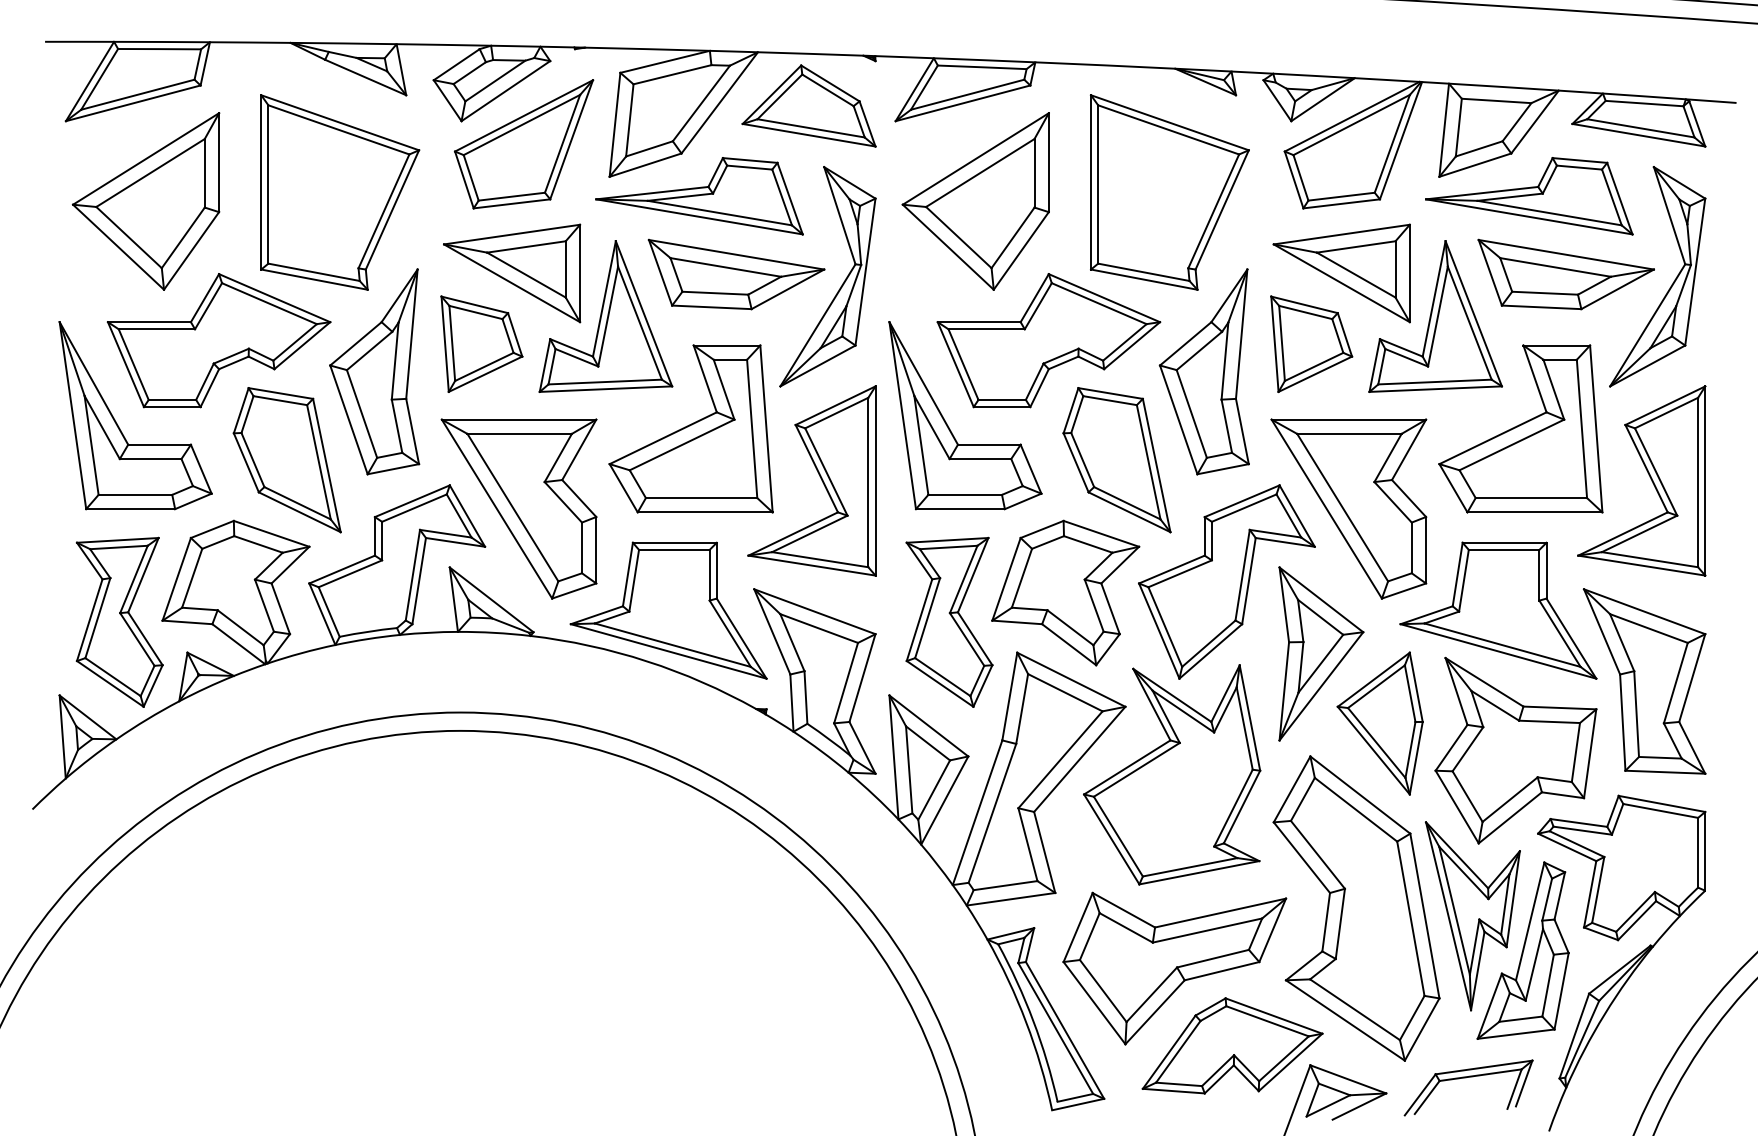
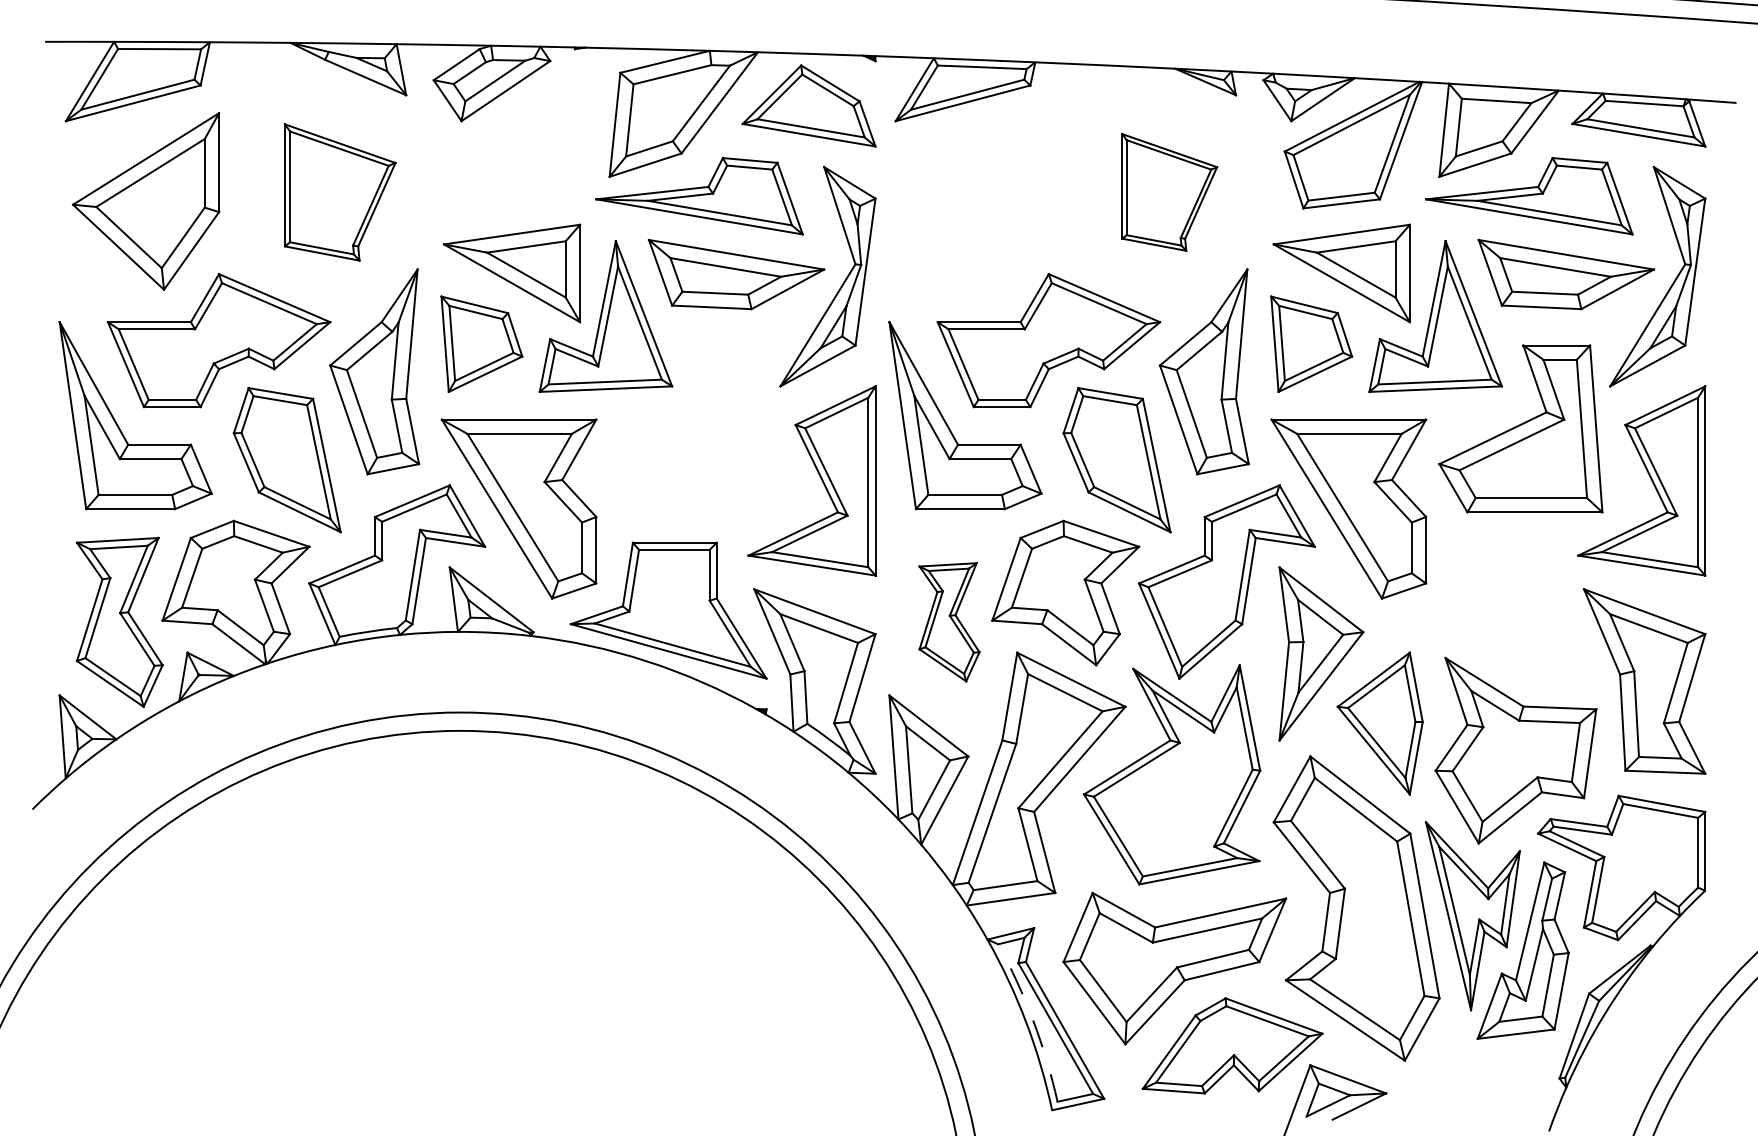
part: present -> none (524, 144)
part size: 161x197 px -> 114x139 px (339, 192)
part size: 161x197 px -> 98x119 px (1169, 192)
part: present -> none (975, 201)
part: present -> none (690, 428)
part: present -> none (1498, 610)
part size: 89x172 px -> 63x121 px (949, 622)
arc: solid -> dashed (1033, 1020)
part: present -> none (1466, 1078)
